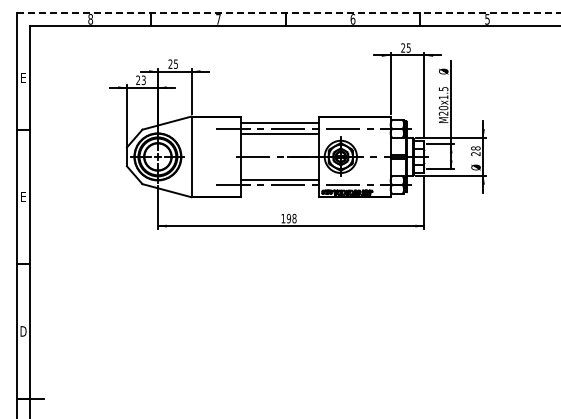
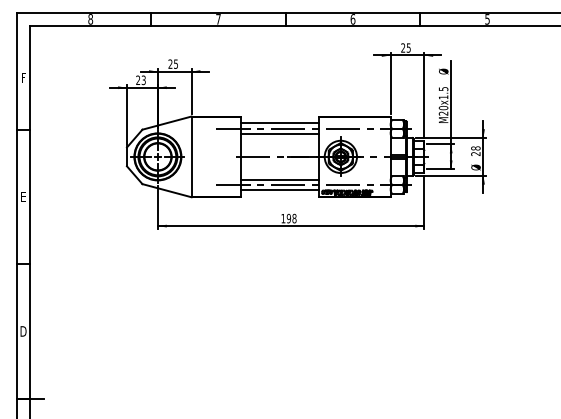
line: dashed -> solid (288, 12)
text: E -> F (23, 77)
line: none -> present (280, 190)
